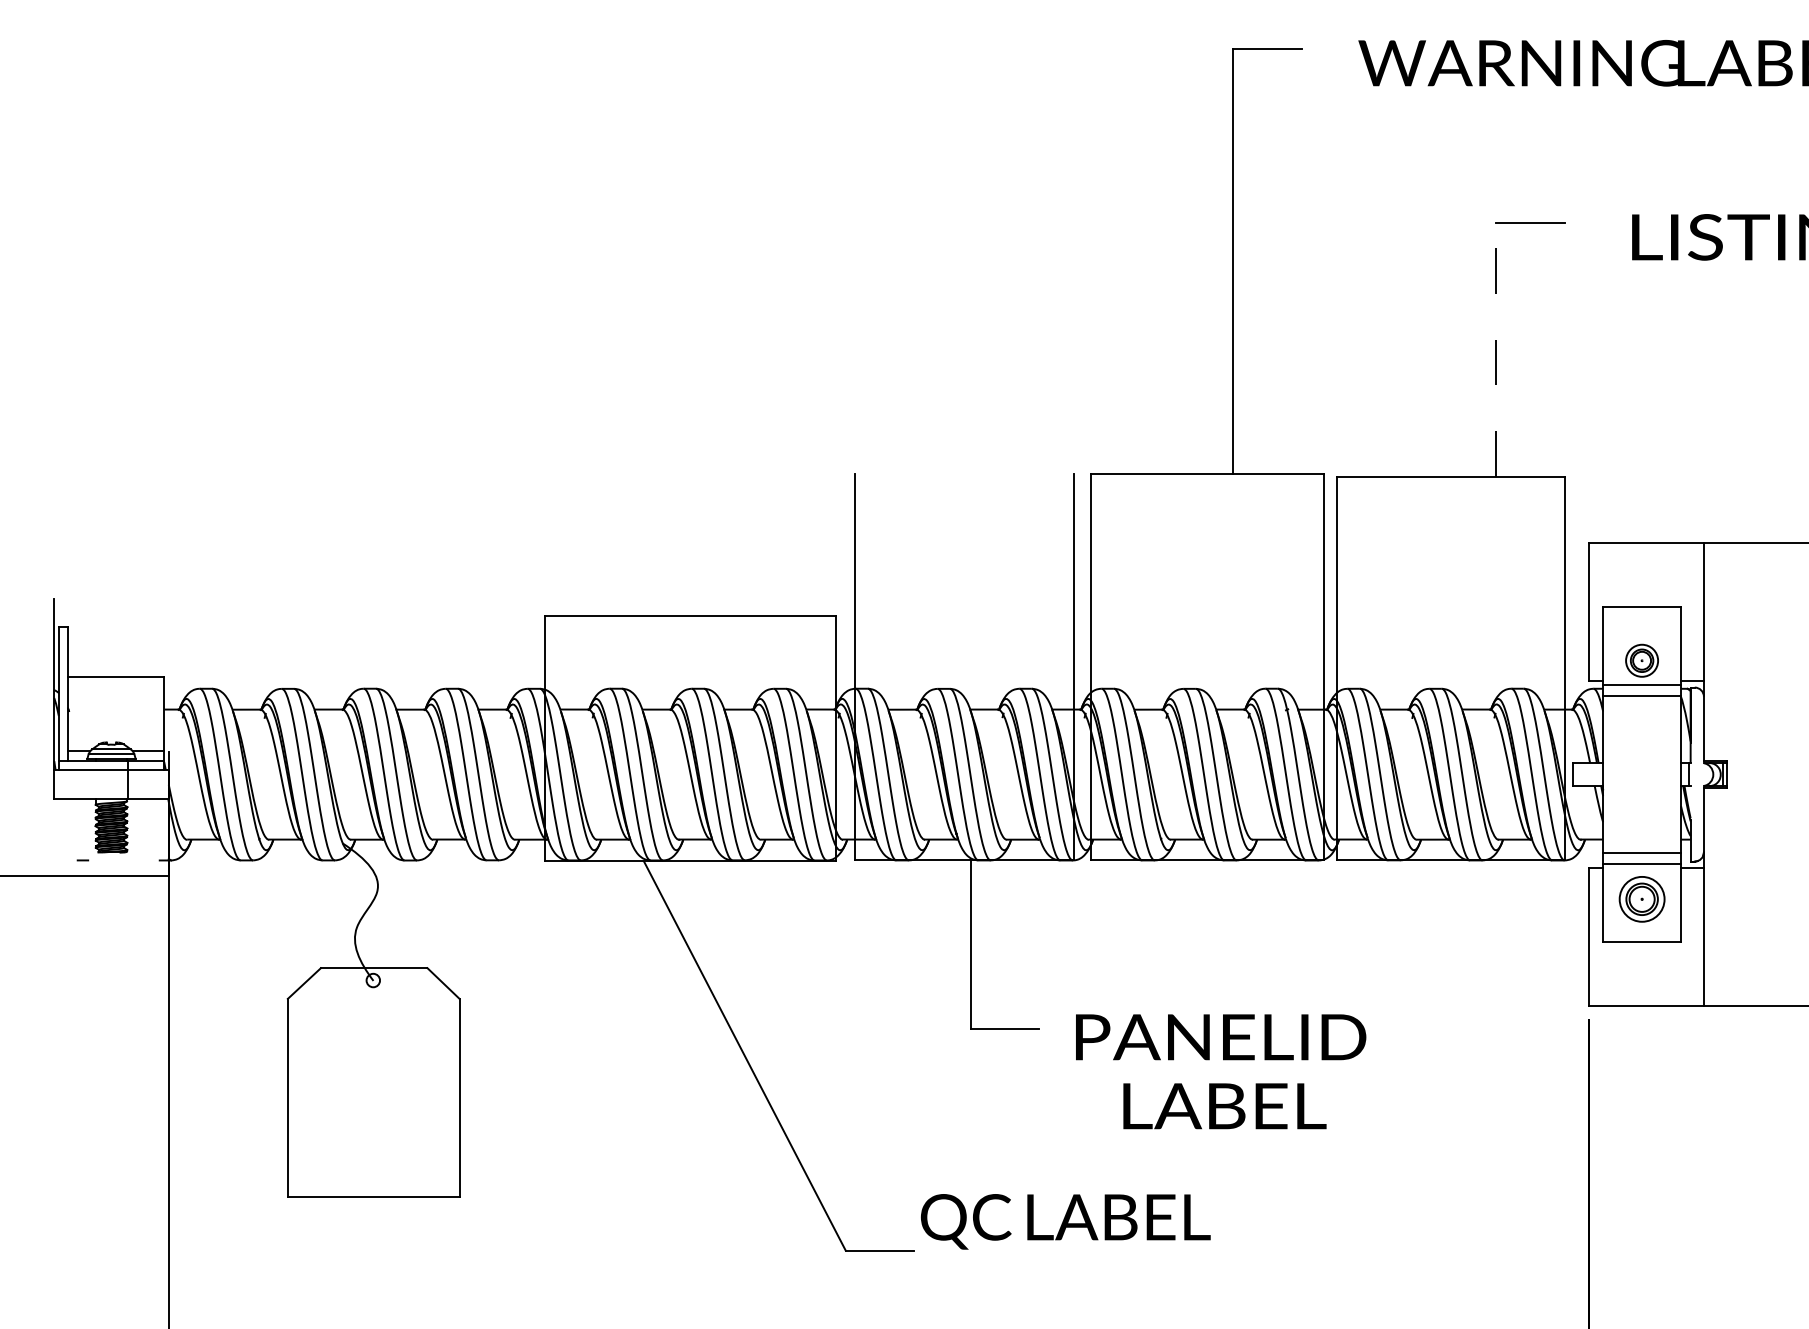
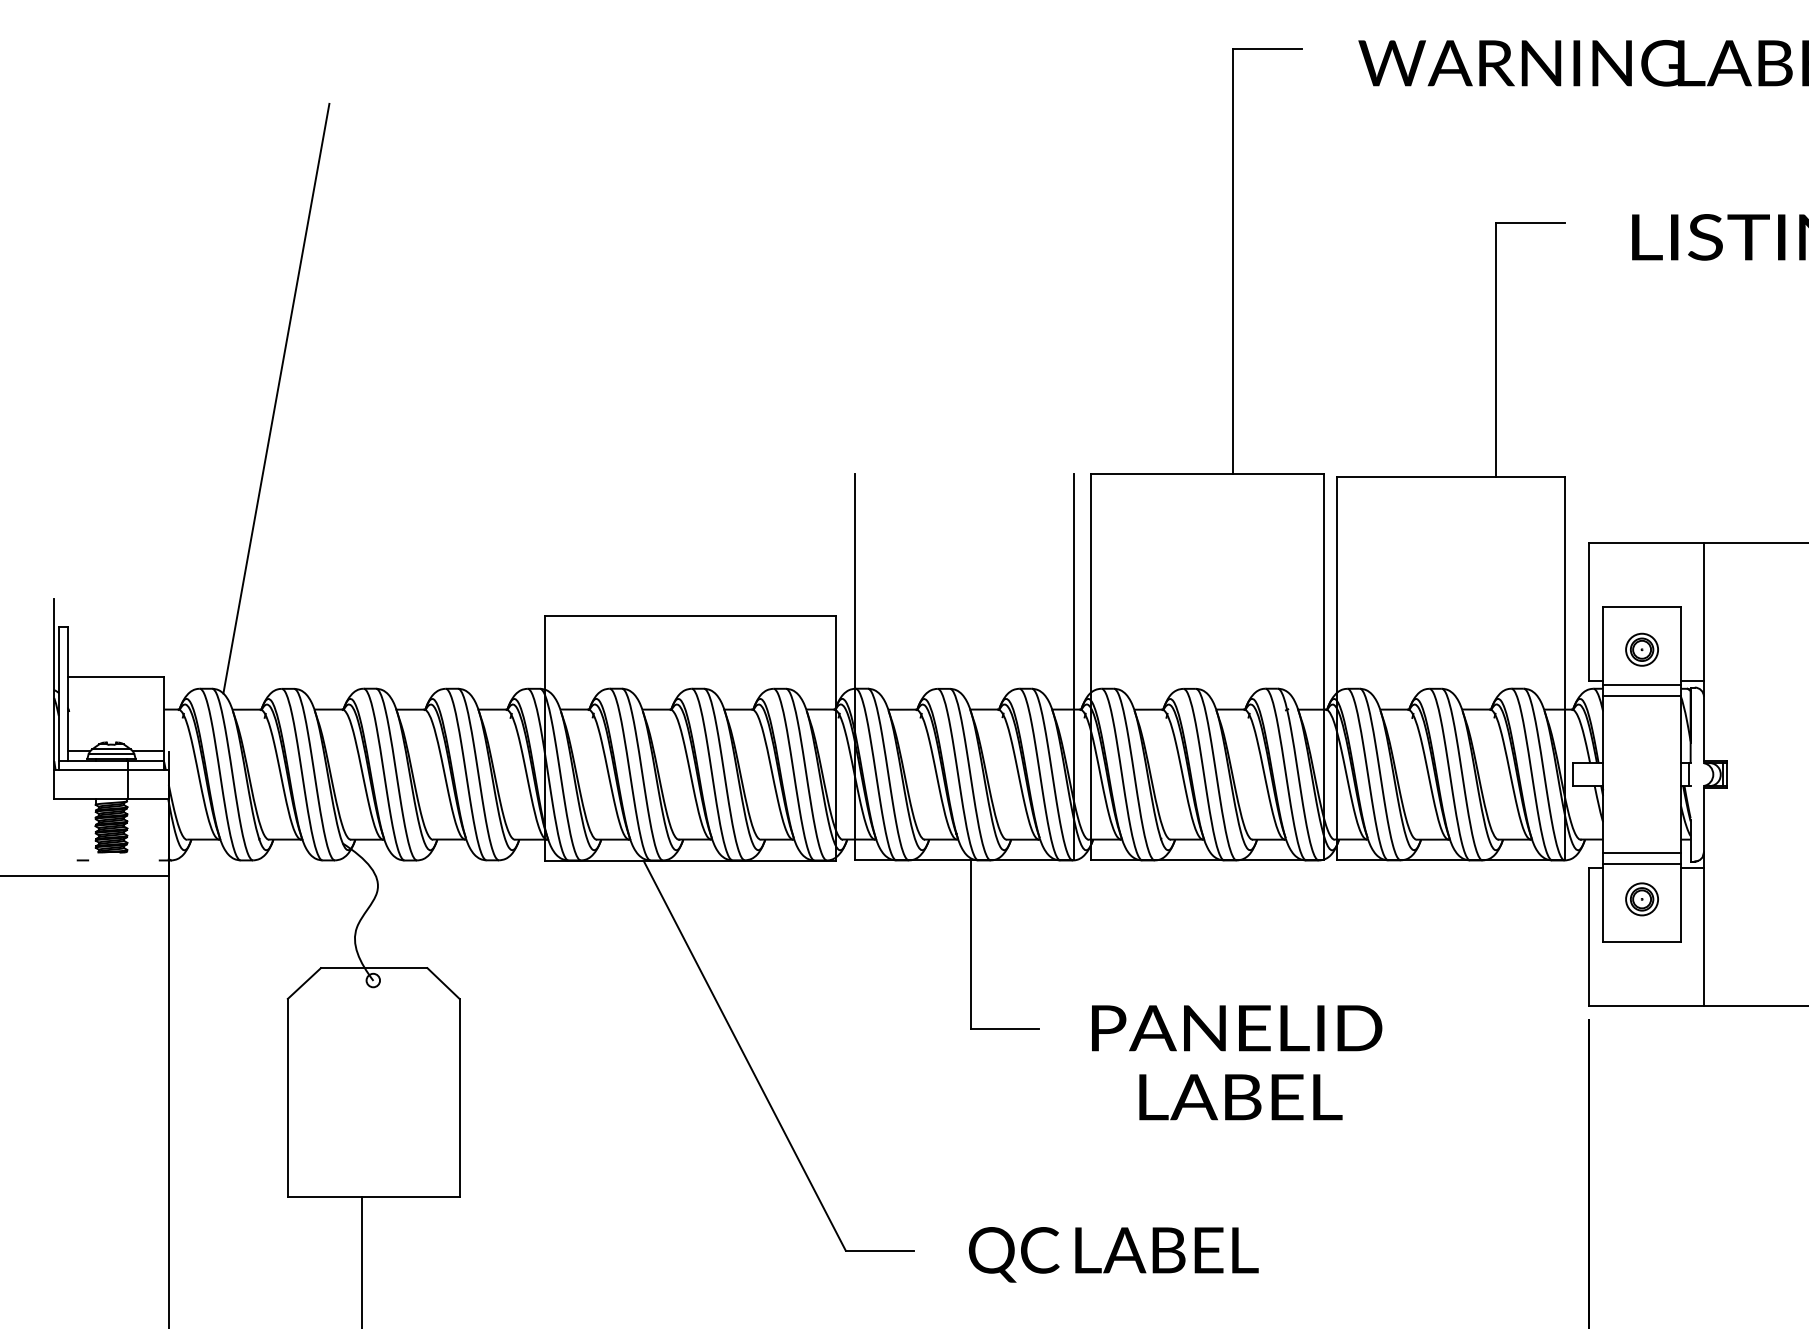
line: dashed -> solid (1496, 349)
line: none -> present (276, 398)
part position: (1641, 660) -> (1641, 649) (1641, 649)
part size: 48x47 px -> 34x35 px (1641, 899)
text position: (1221, 1071) -> (1237, 1062) (1237, 1062)
text position: (1065, 1221) -> (1113, 1254) (1113, 1254)
line: none -> present (361, 1261)
